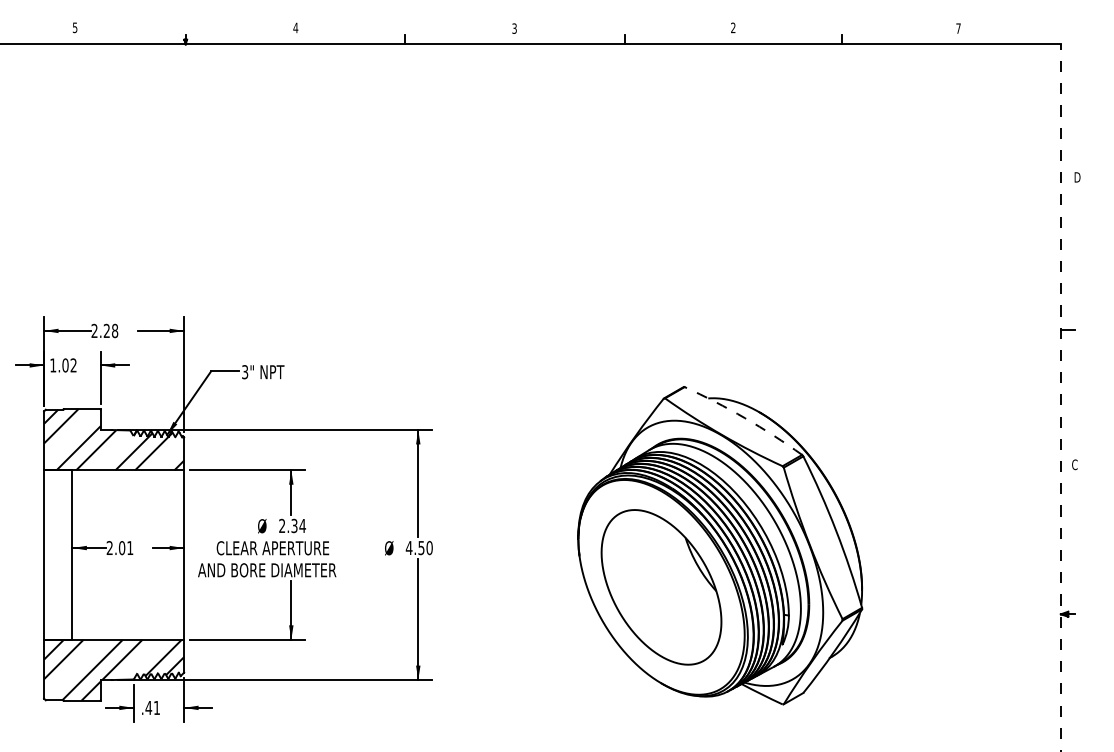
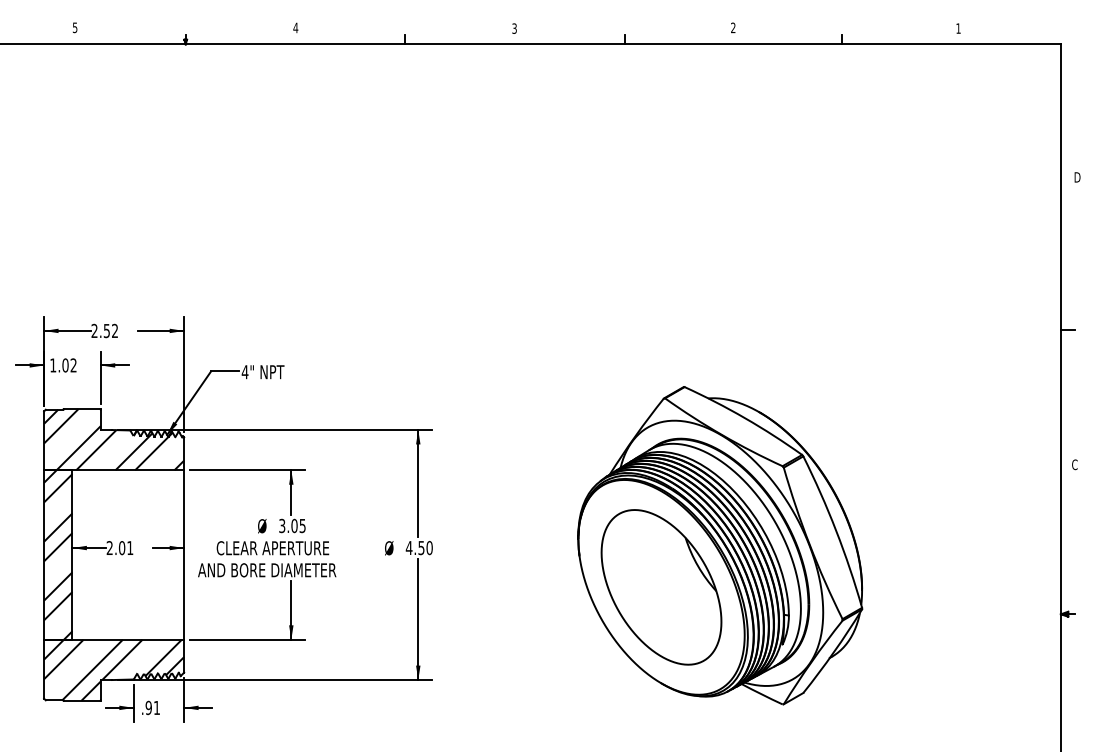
text: 7 -> 1 (958, 28)
text: 2.28 -> 2.52 (110, 330)
text: 3" -> 4" (244, 372)
line: dashed -> solid (1060, 398)
arc: dashed -> solid (745, 418)
text: 2.34 -> 3.05 (292, 525)
hatch: none -> present (58, 554)
text: .41 -> .91 (148, 707)
